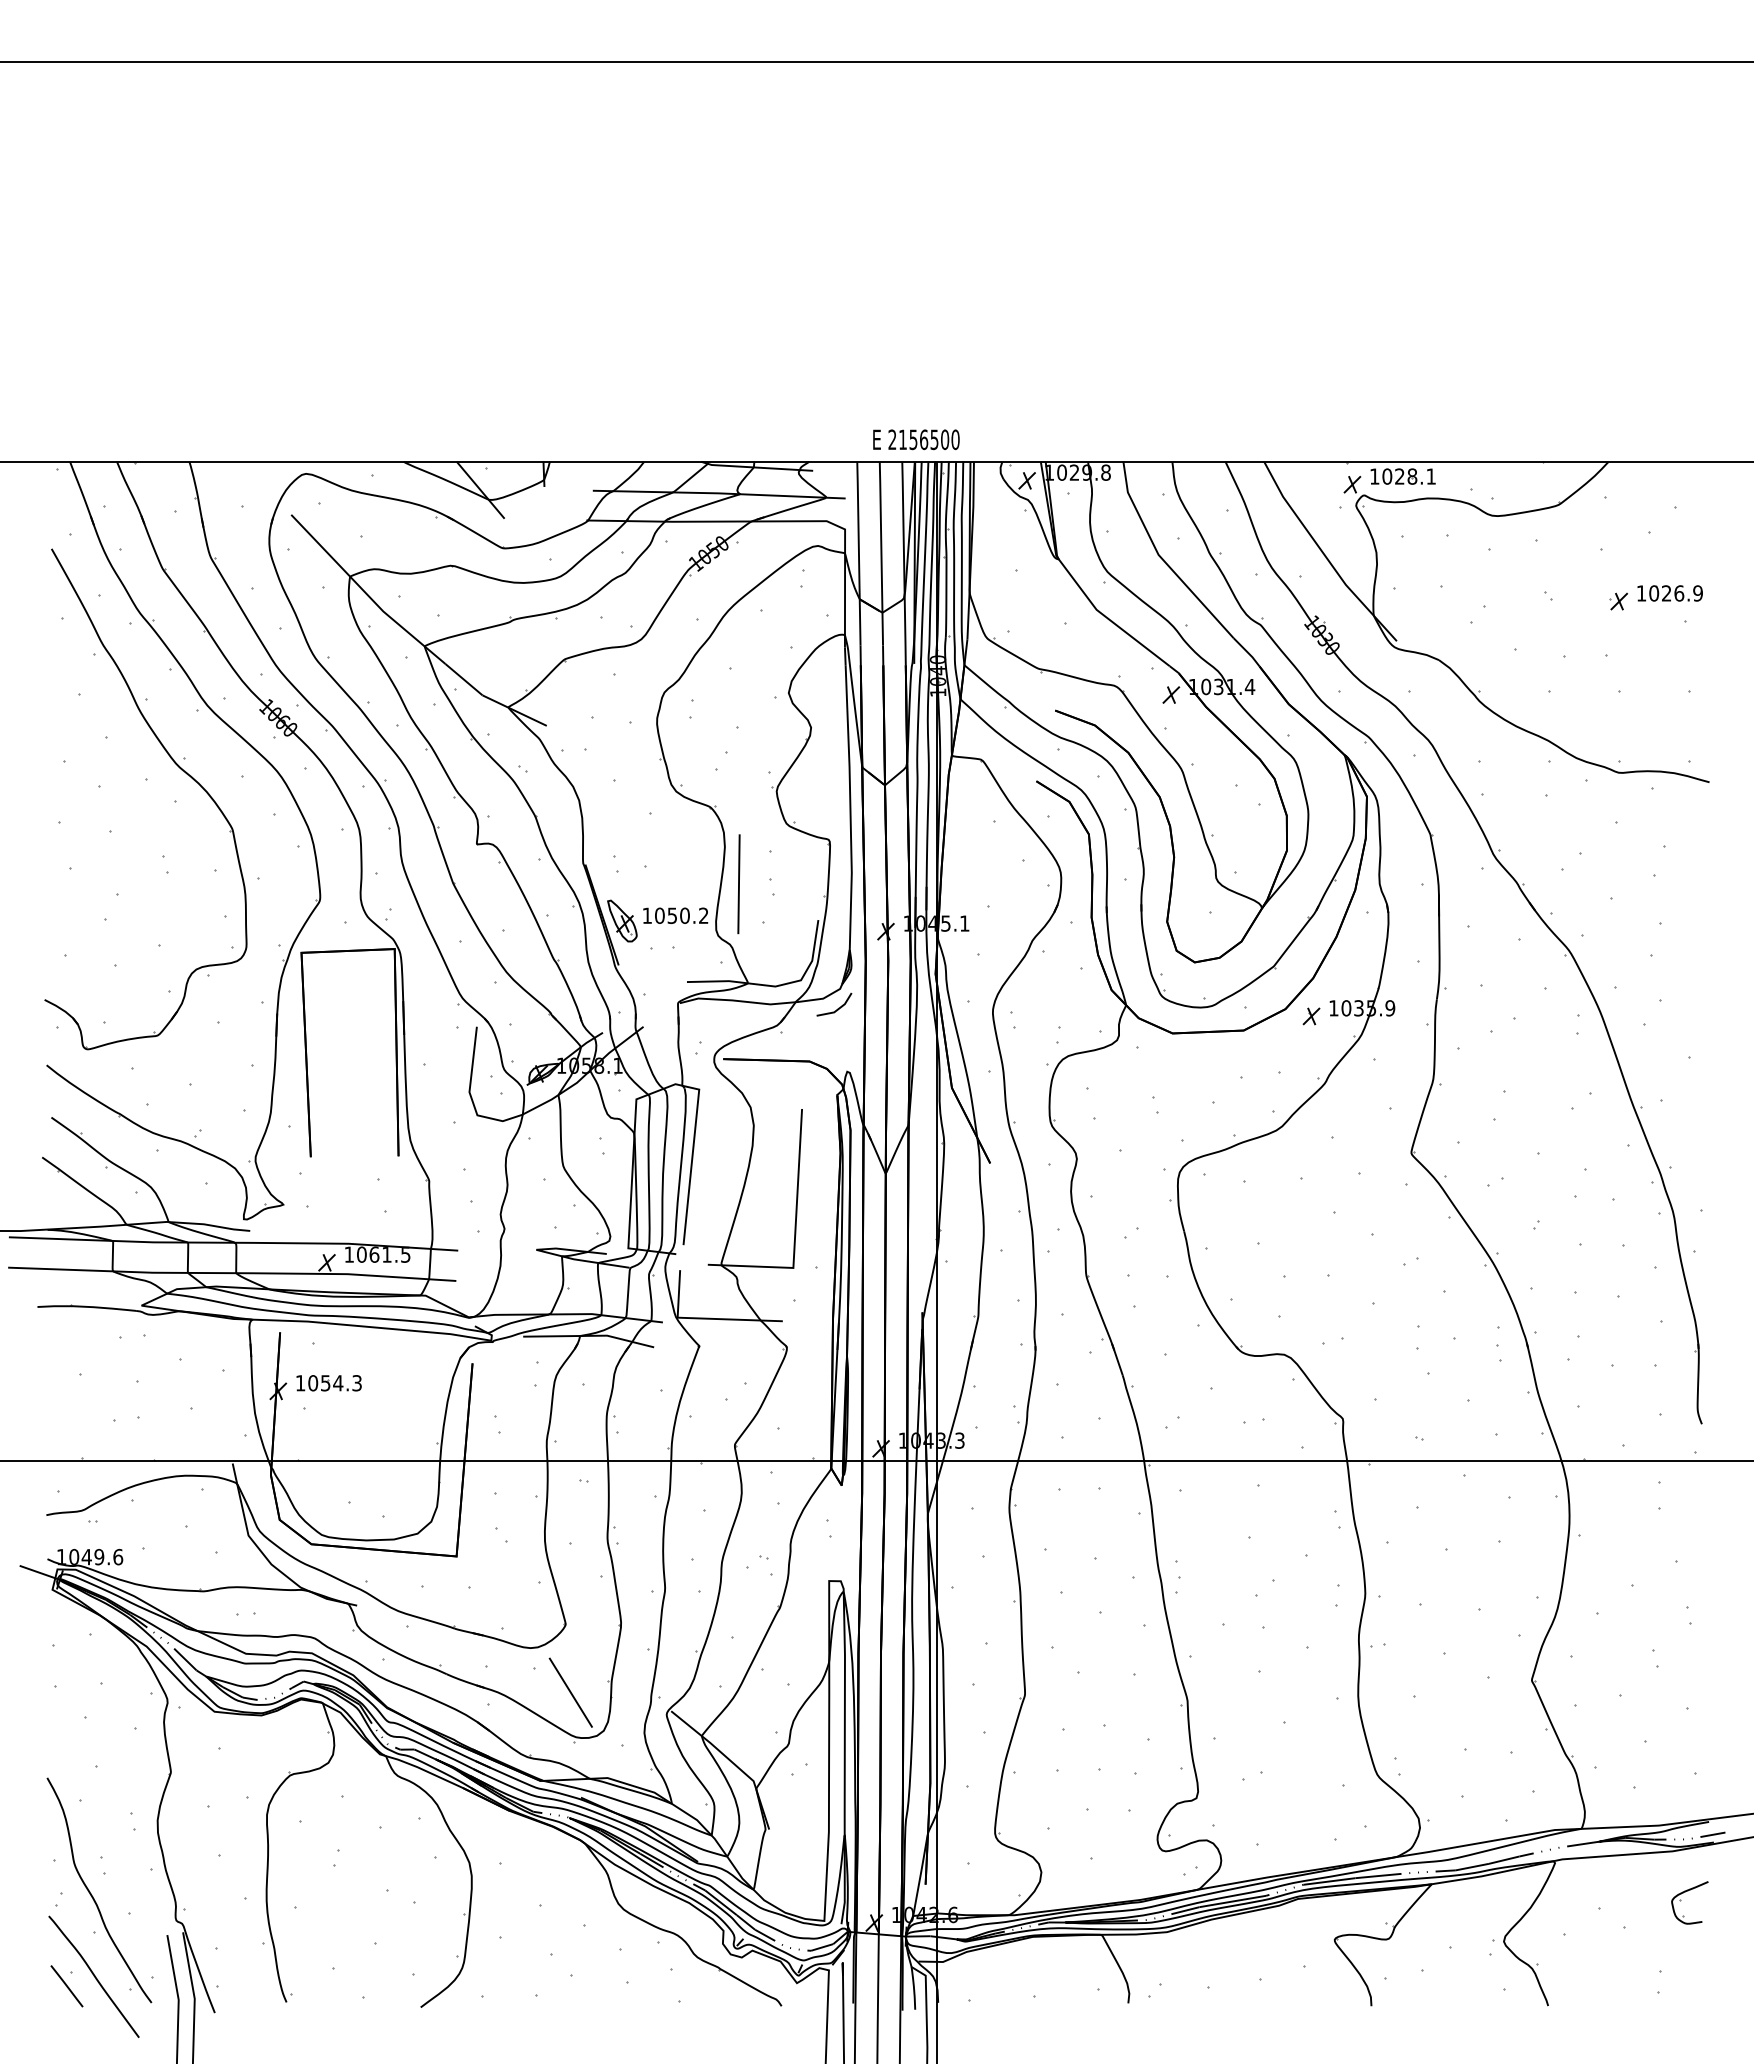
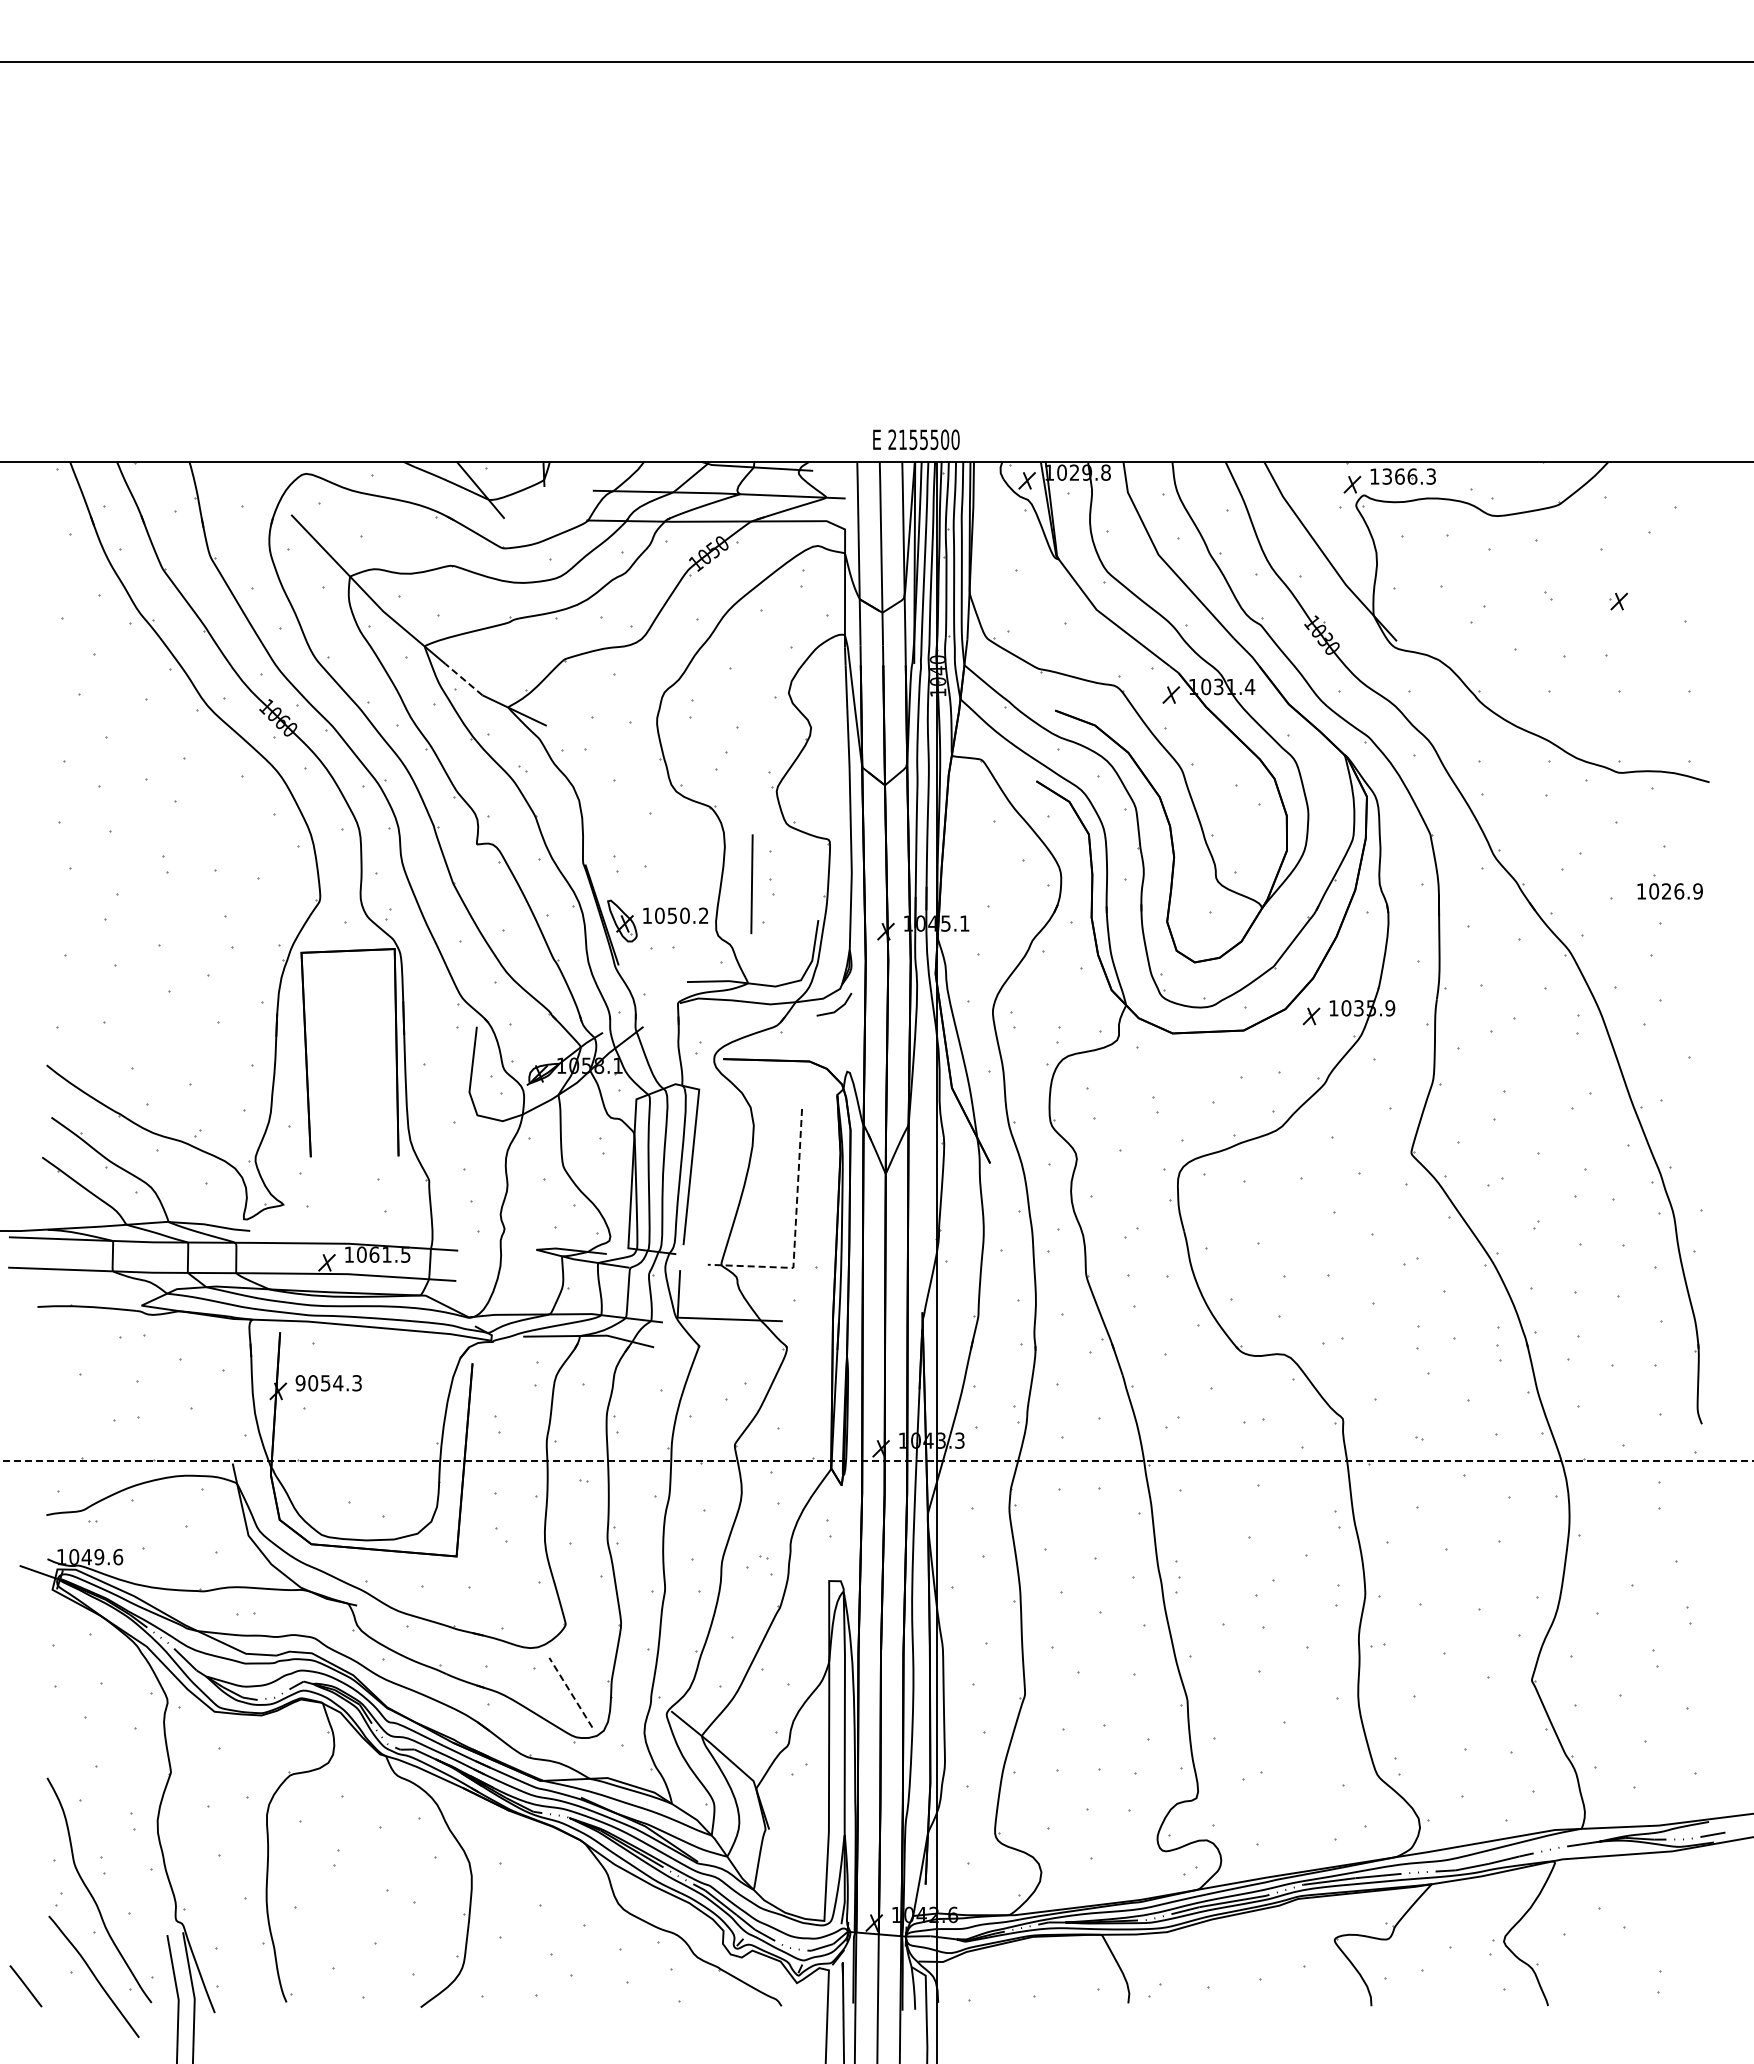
text: 2156500 -> 2155500 (924, 439)
text: 1028.1 -> 1366.3 (1408, 476)
part position: (1669, 593) -> (1669, 891) (1669, 891)
line: solid -> dashed (463, 679)
part: present -> none (177, 766)
line position: (738, 884) -> (751, 884) (751, 884)
line: solid -> dashed (795, 1232)
text: 1054.3 -> 9054.3 (300, 1383)
line: solid -> dashed (876, 1461)
line: solid -> dashed (570, 1692)
part: present -> none (1681, 1900)
line position: (66, 1986) -> (25, 1986) (25, 1986)
